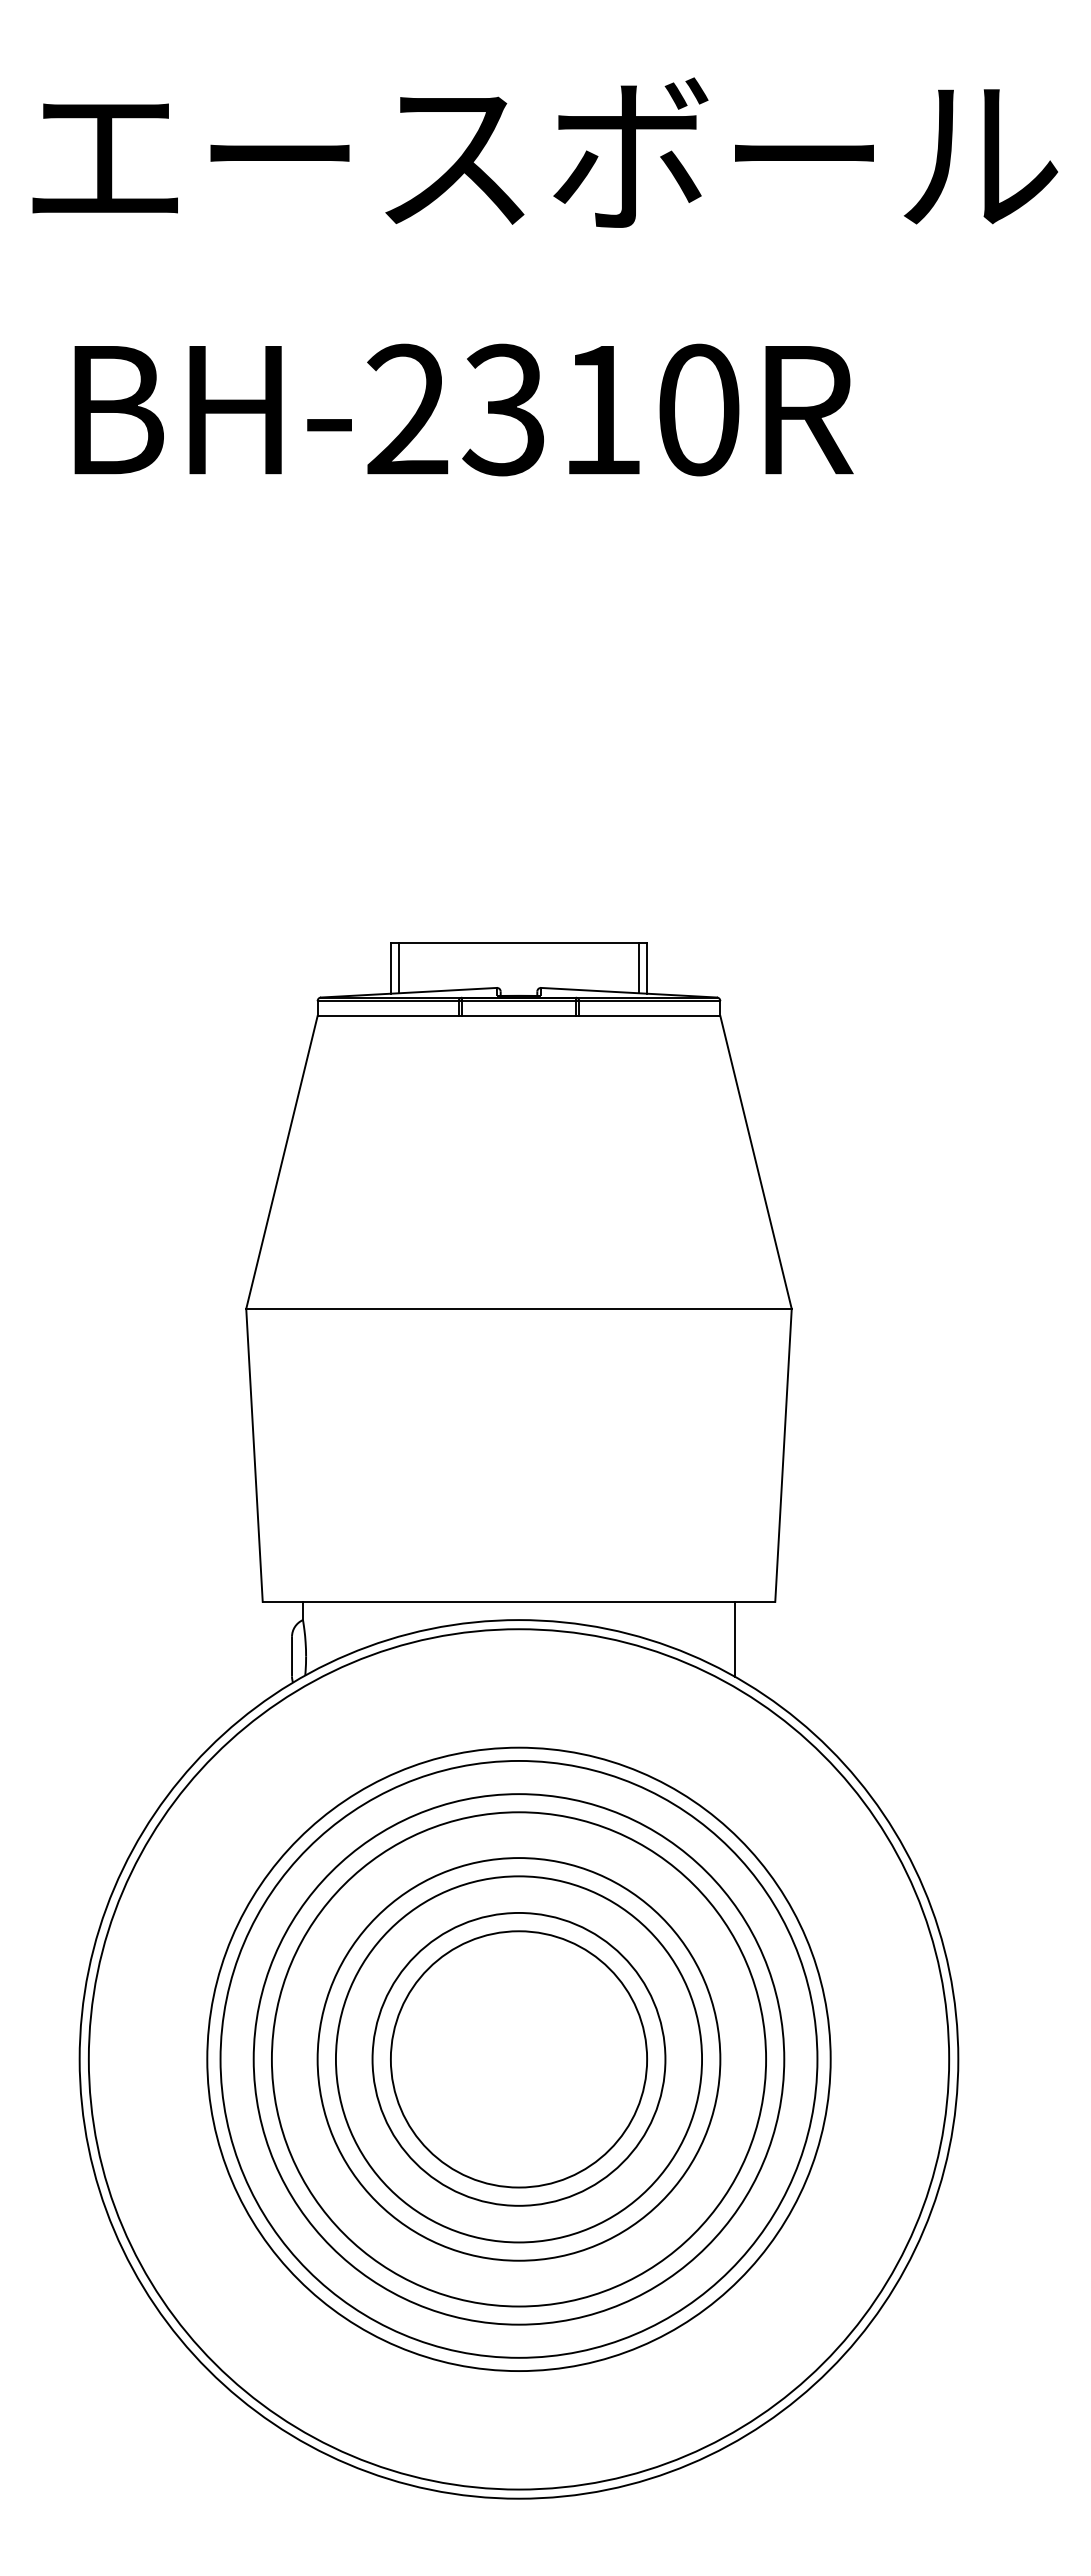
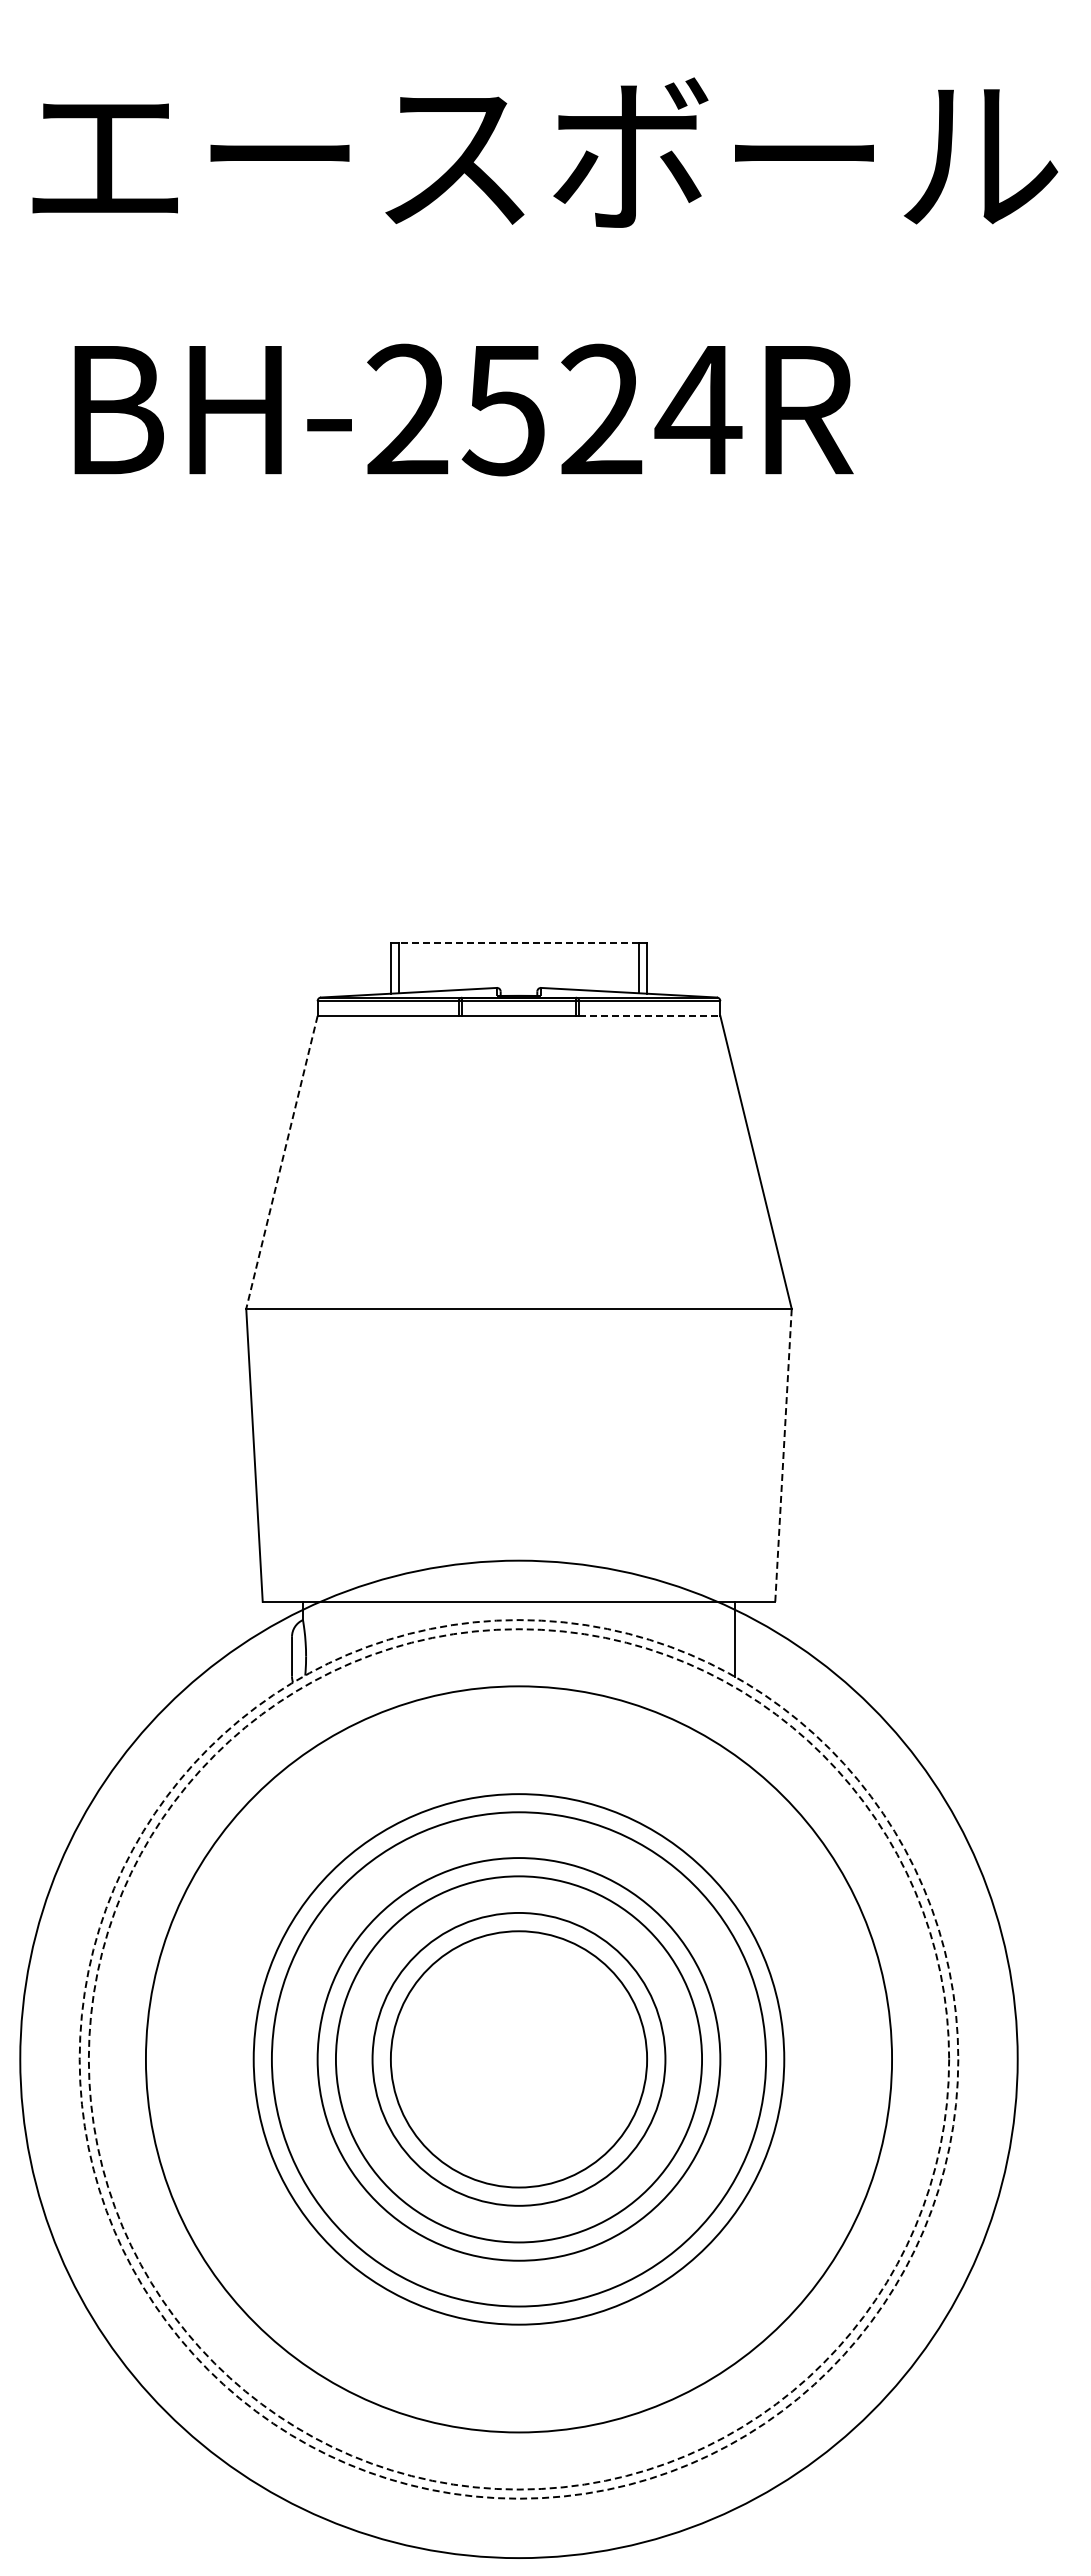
text: BH-2310R -> BH-2524R (601, 409)
line: solid -> dashed (518, 942)
line: solid -> dashed (650, 1016)
line: solid -> dashed (281, 1162)
line: solid -> dashed (783, 1455)
circle diameter: 597 px -> 746 px (518, 2059)
circle diameter: 623 px -> 997 px (518, 2059)
circle: solid -> dashed (518, 2059)
circle: solid -> dashed (518, 2059)
